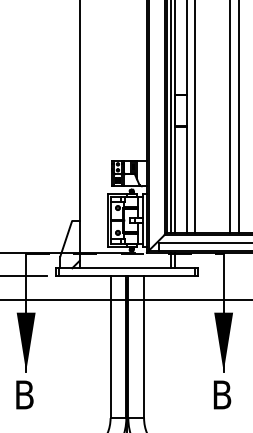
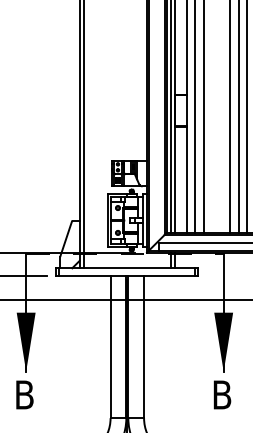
line: none -> present (203, 117)
line: none -> present (246, 117)
line: none -> present (83, 135)
